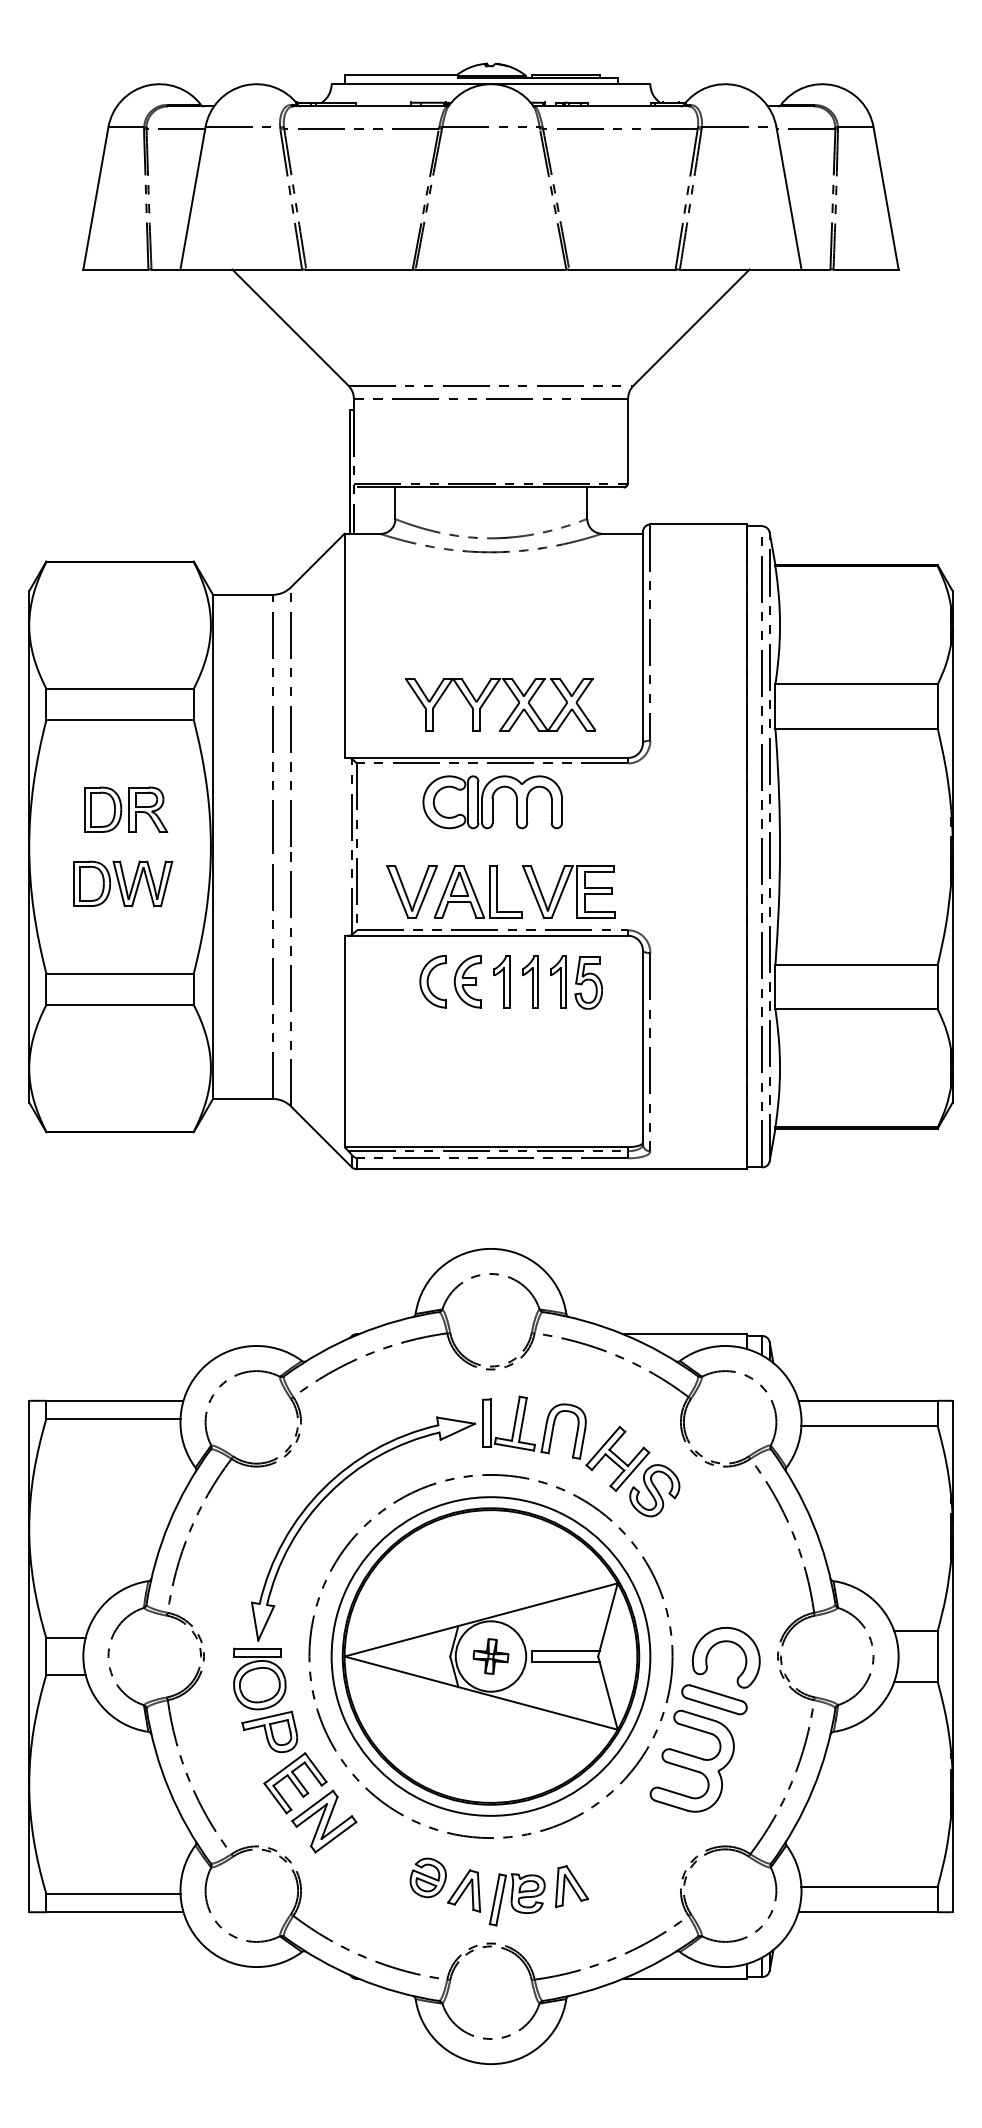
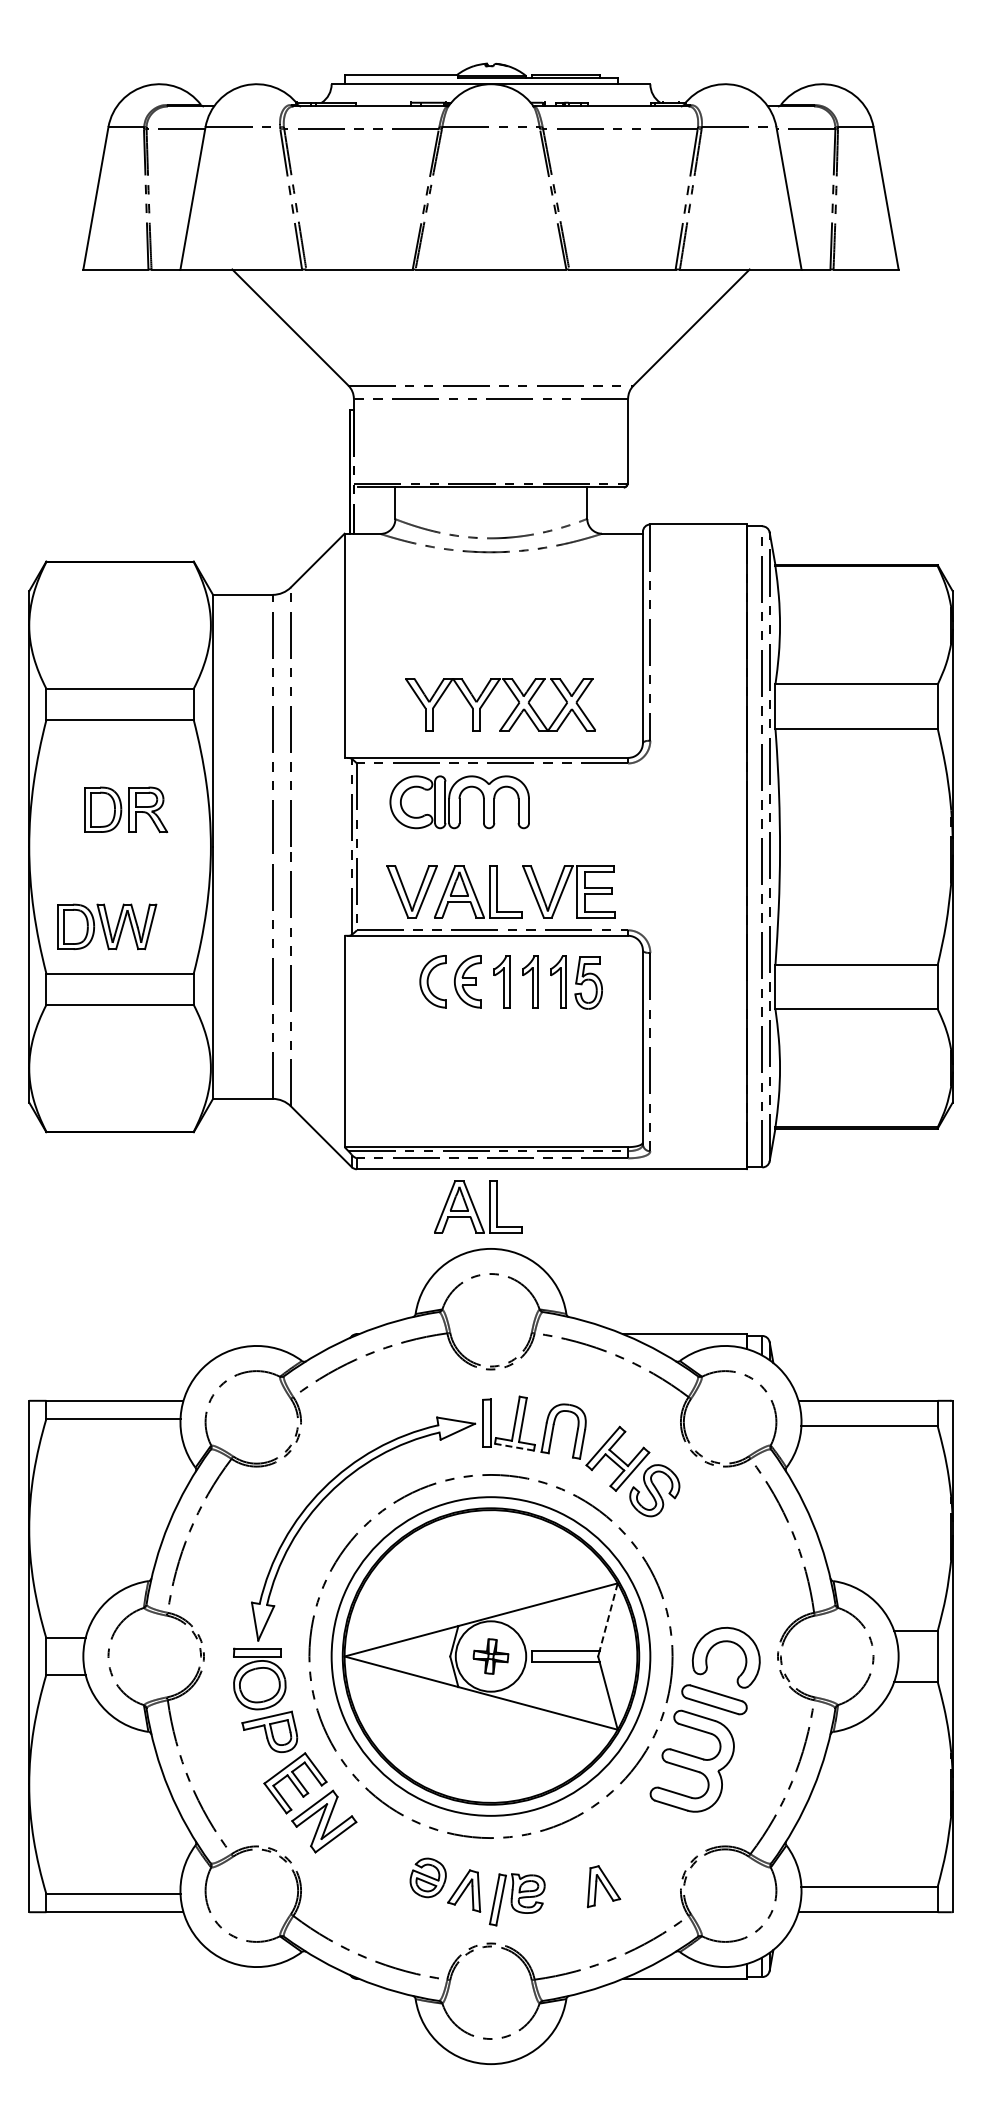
part position: (492, 802) -> (459, 802) (459, 802)
part position: (123, 883) -> (107, 926) (107, 926)
part: none -> present (478, 1206)
line: solid -> dashed (514, 1447)
line: solid -> dashed (608, 1617)
part position: (572, 1886) -> (604, 1886) (604, 1886)
